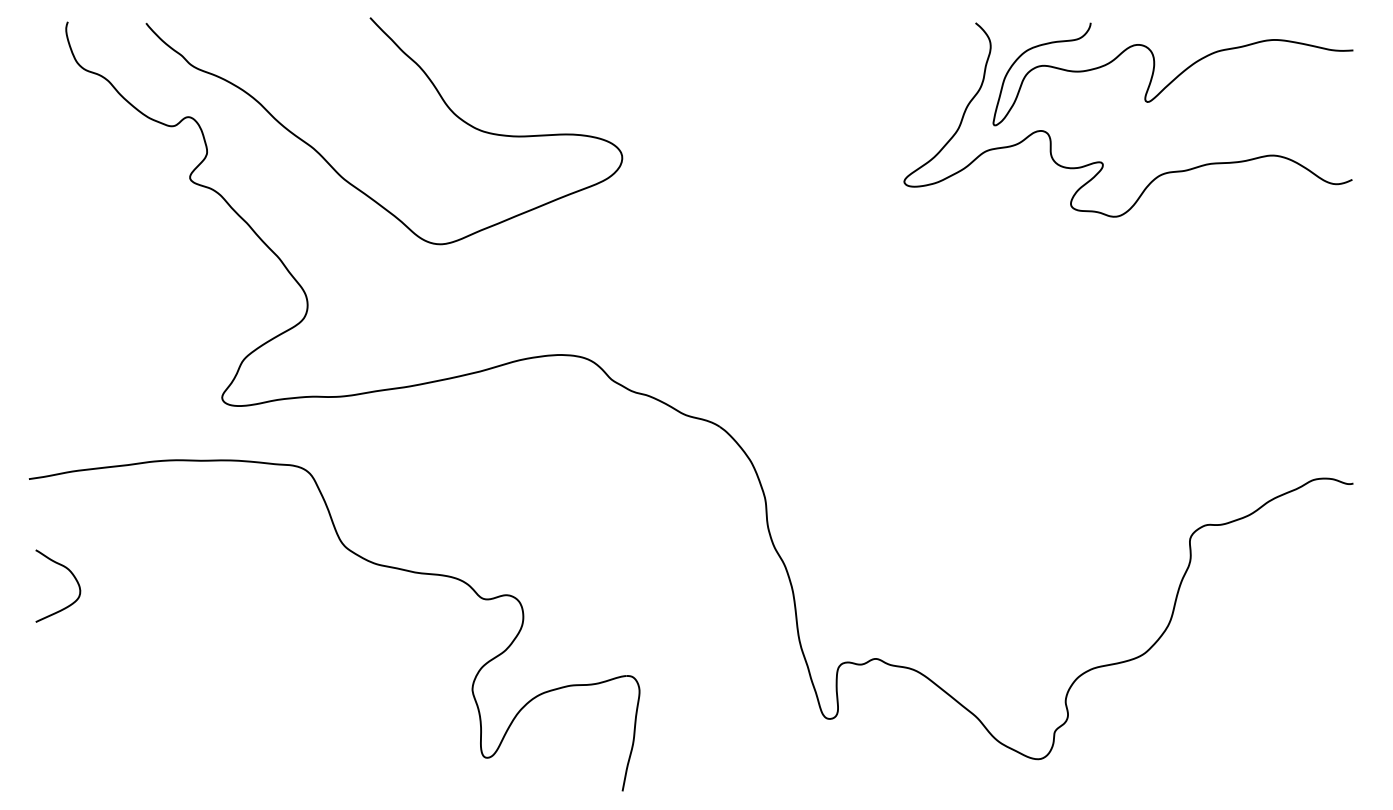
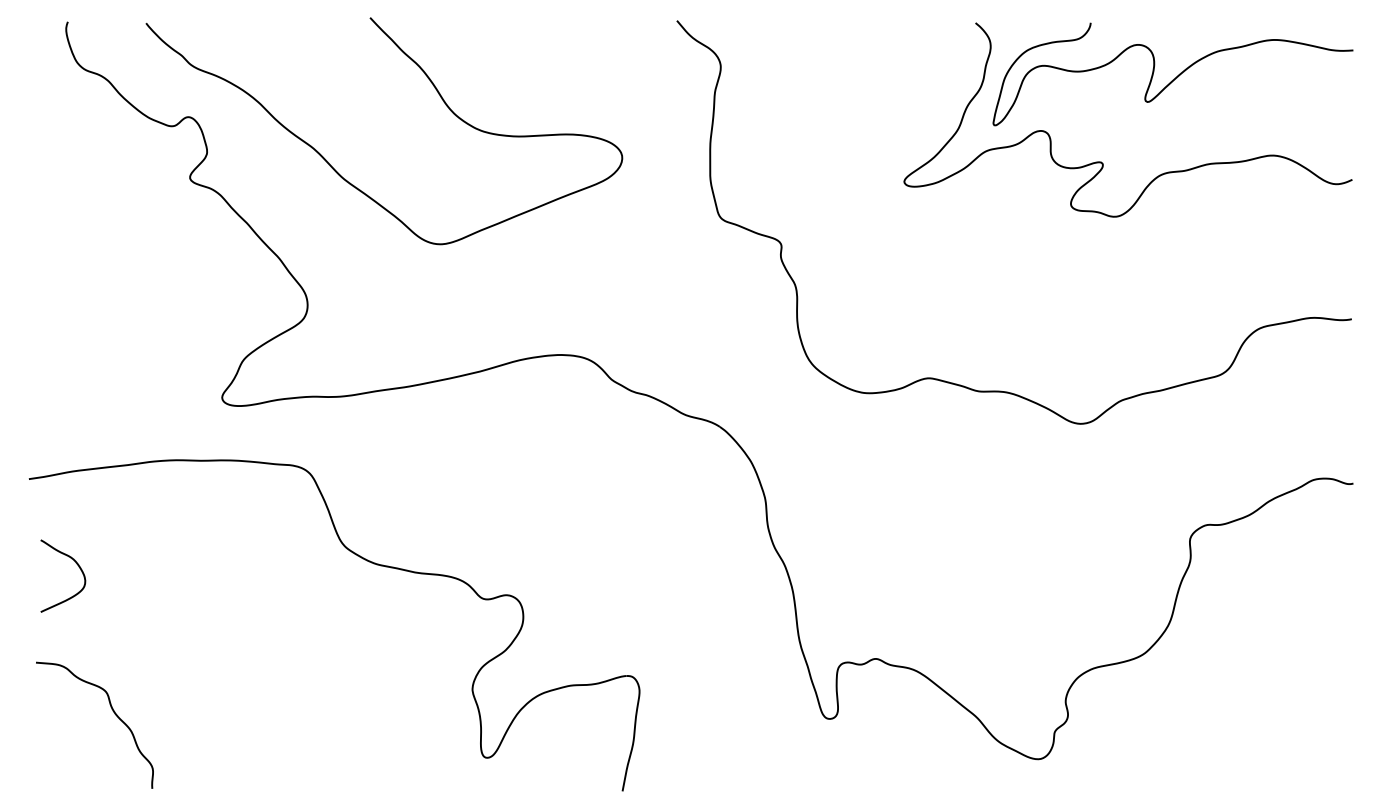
curve: none -> present (1001, 390)
curve position: (73, 577) -> (78, 567) (78, 567)
curve: none -> present (112, 711)
